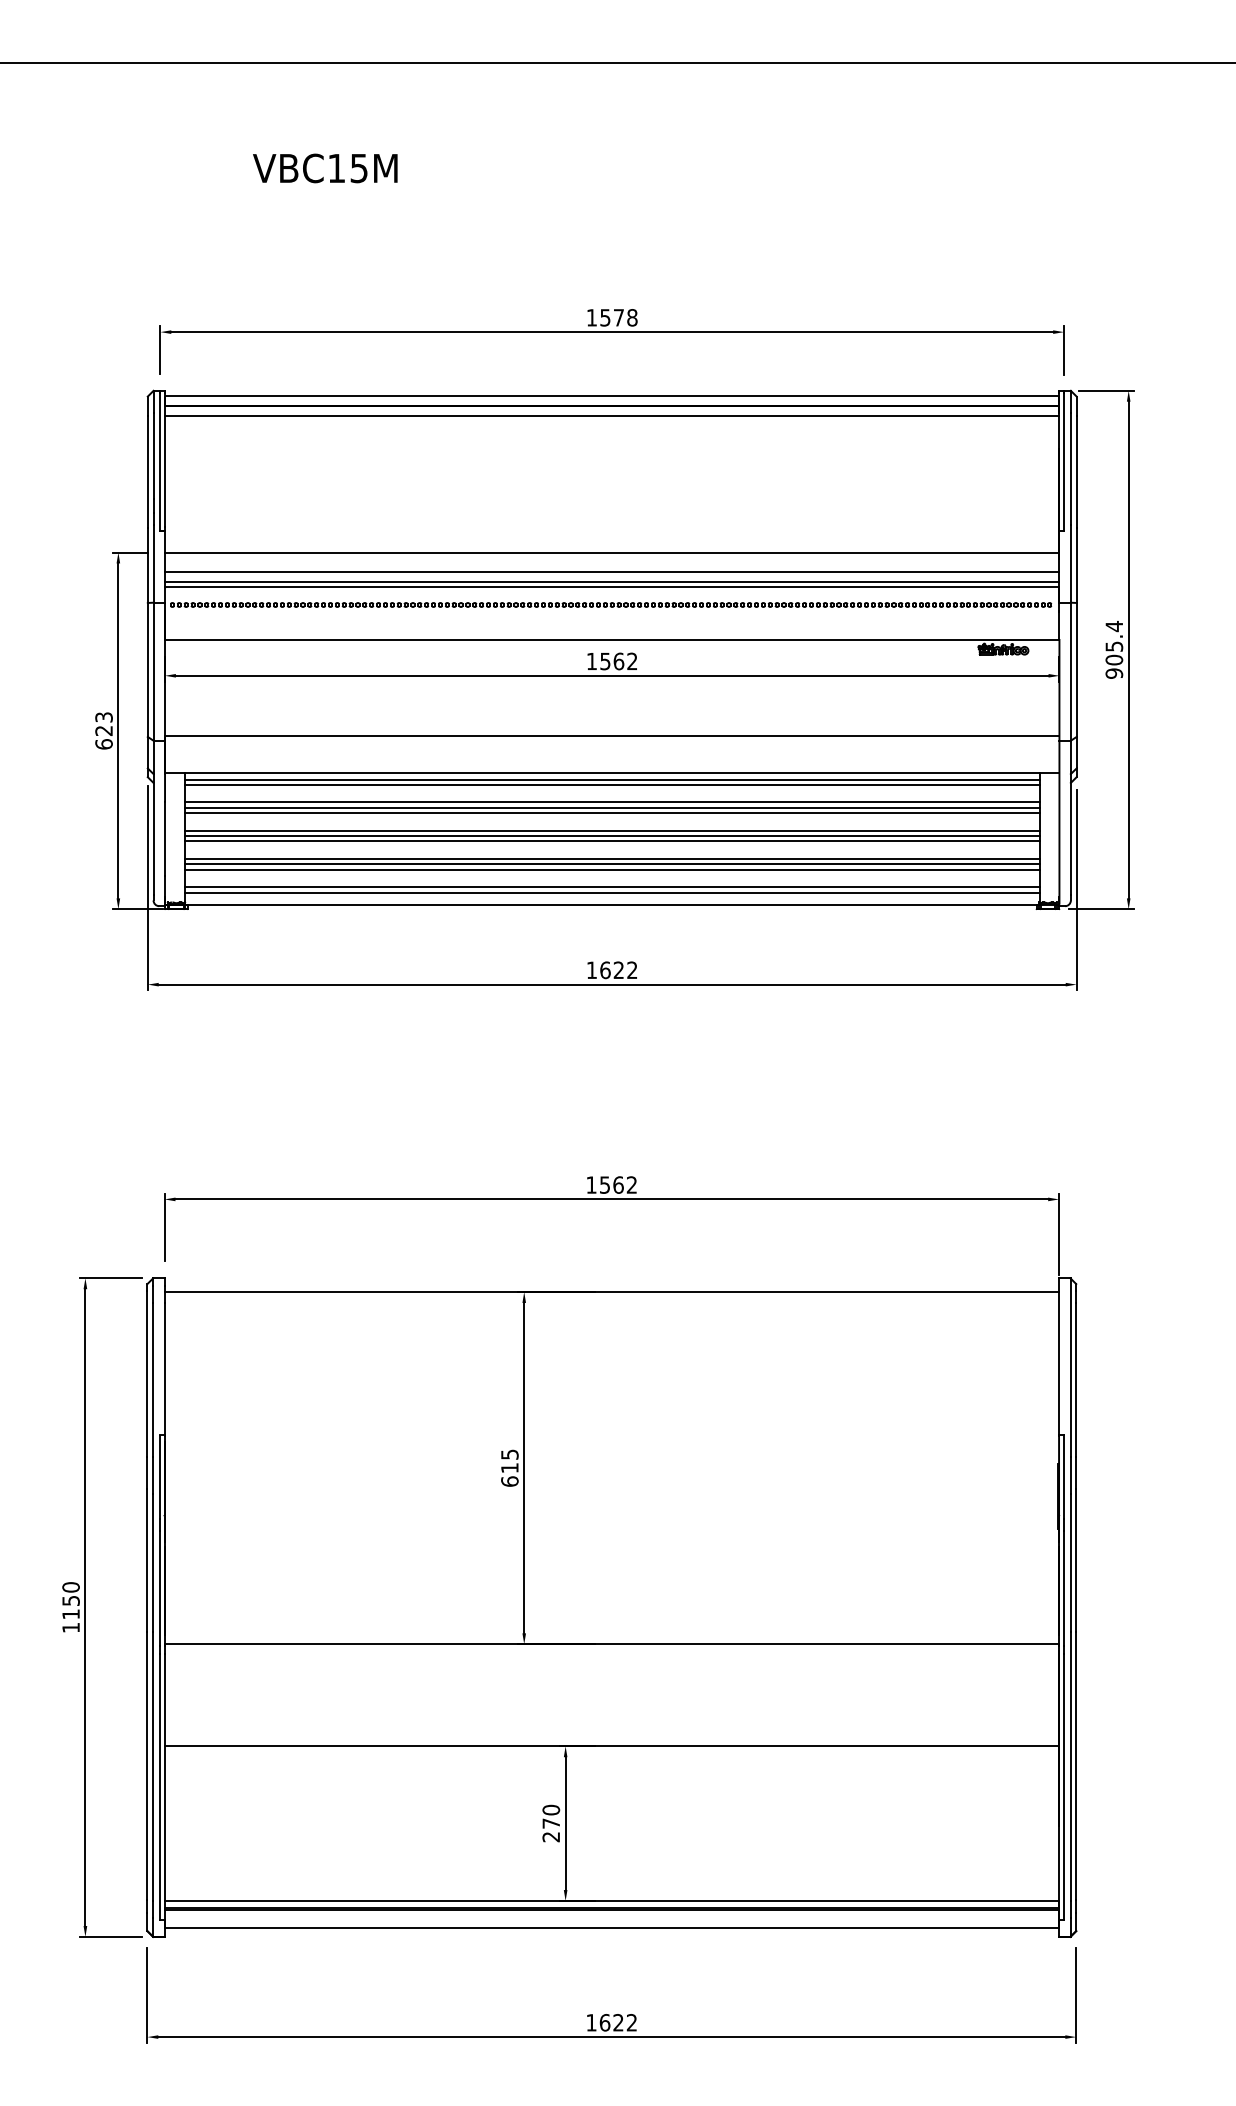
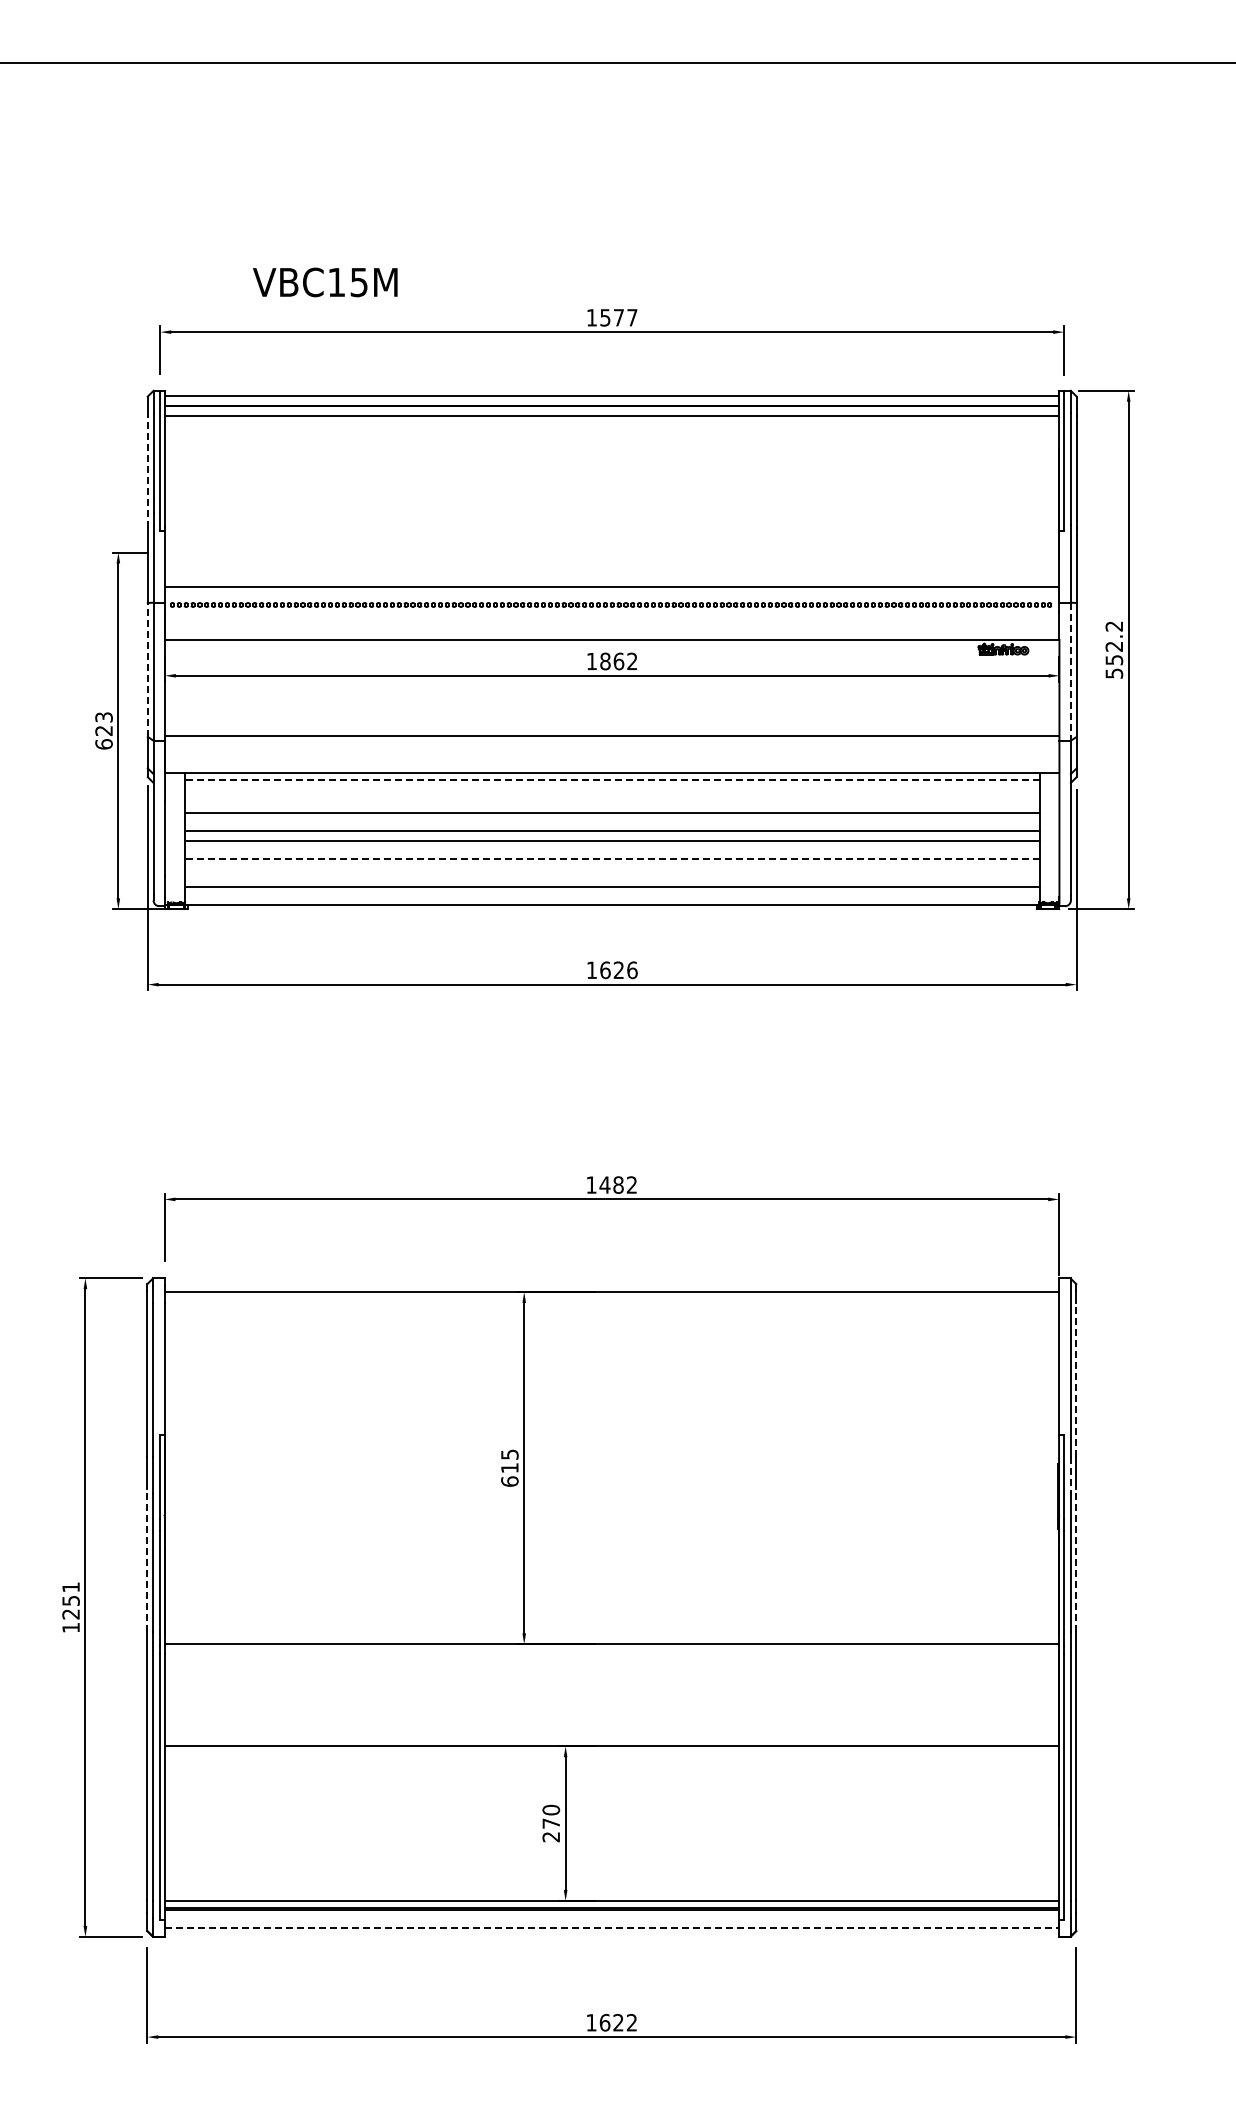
text position: (325, 168) -> (325, 282) (325, 282)
text: 1578 -> 1577 (632, 317)
line: solid -> dashed (147, 471)
line: present -> none (612, 552)
line: present -> none (612, 571)
line: present -> none (612, 581)
text: 905.4 -> 552.2 (1114, 649)
text: 1562 -> 1862 (605, 661)
line: solid -> dashed (147, 669)
line: solid -> dashed (1070, 672)
line: solid -> dashed (612, 779)
line: present -> none (611, 784)
line: present -> none (611, 802)
line: present -> none (611, 808)
line: present -> none (611, 836)
line: solid -> dashed (612, 858)
line: present -> none (611, 863)
line: present -> none (611, 869)
line: present -> none (611, 893)
text: 1622 -> 1626 (632, 970)
text: 1562 -> 1482 (611, 1184)
line: solid -> dashed (1076, 1379)
line: solid -> dashed (1070, 1475)
line: solid -> dashed (147, 1560)
line: solid -> dashed (1076, 1560)
text: 1150 -> 1251 (70, 1600)
line: solid -> dashed (612, 1927)
